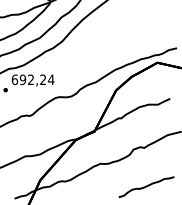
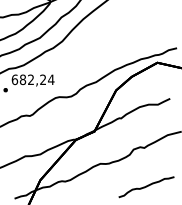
text: 692,24 -> 682,24 (22, 79)
